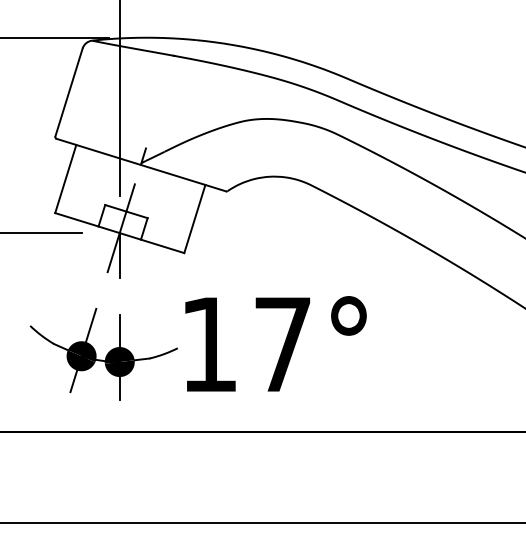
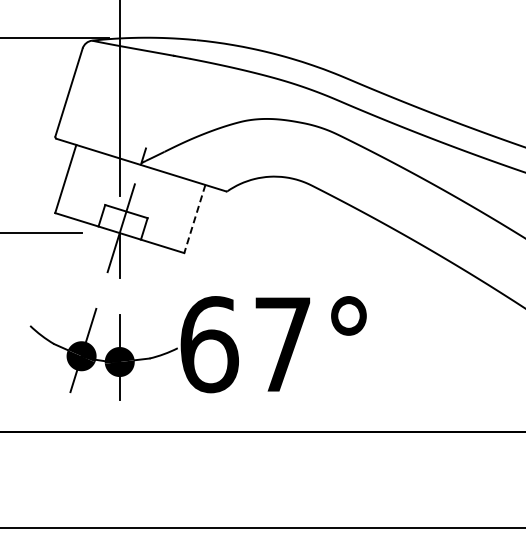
line: solid -> dashed (194, 219)
text: 17° -> 67° (209, 344)
line position: (262, 522) -> (262, 527) (262, 527)
